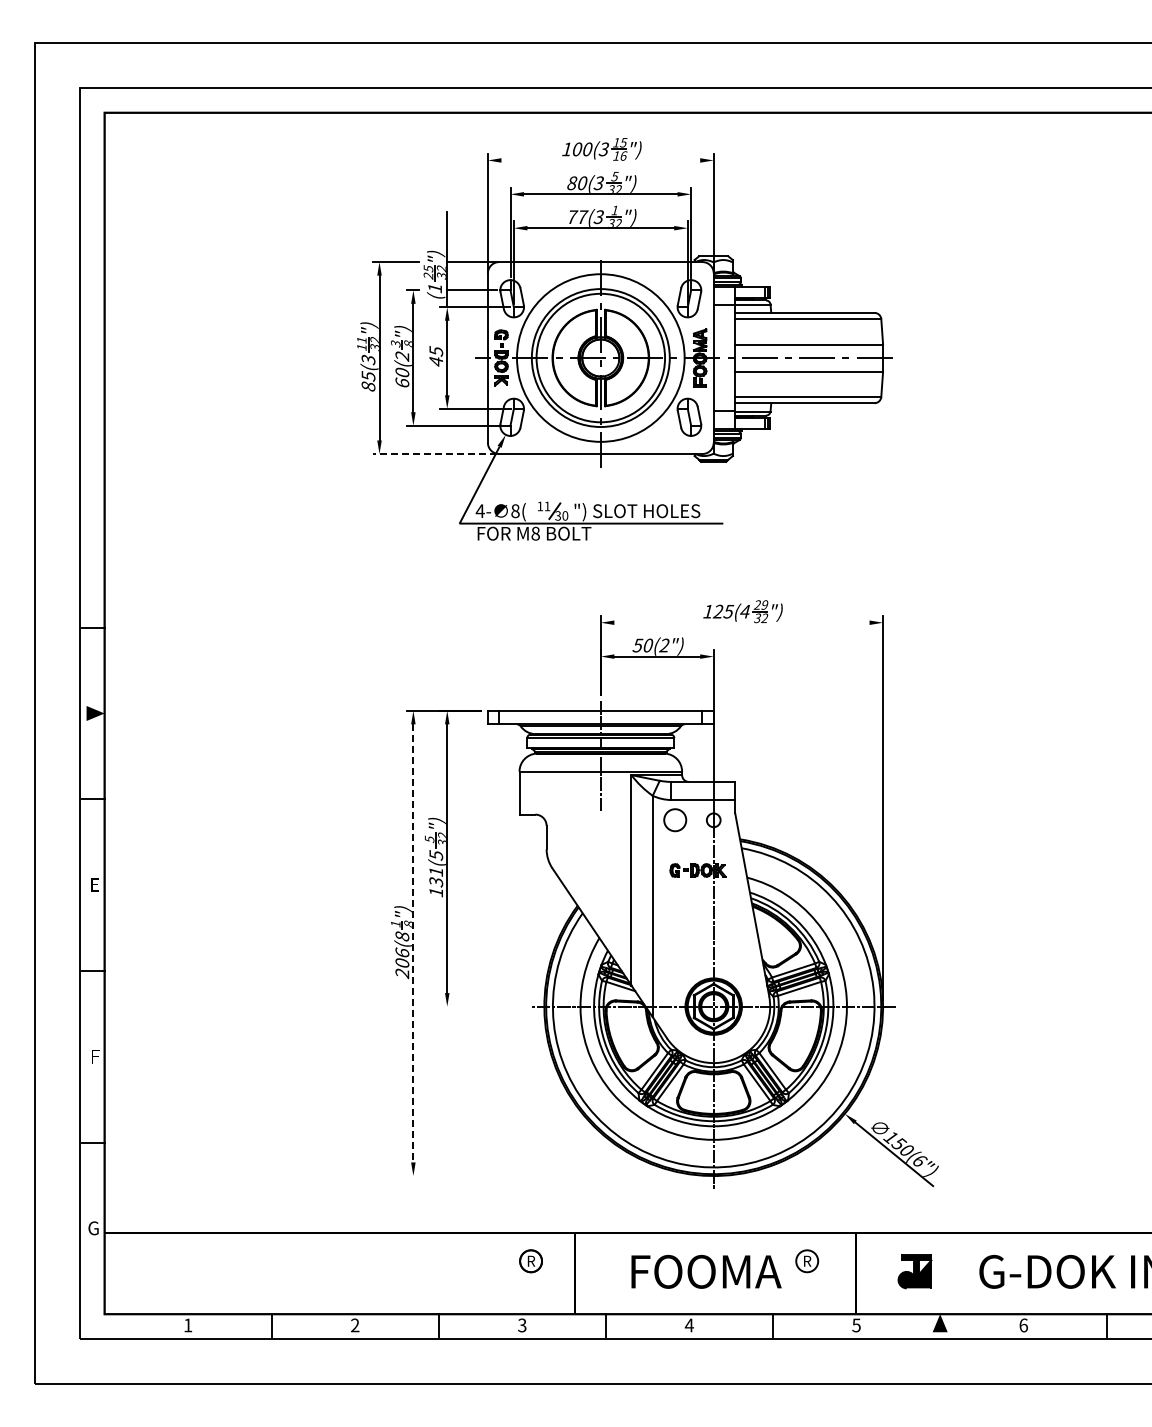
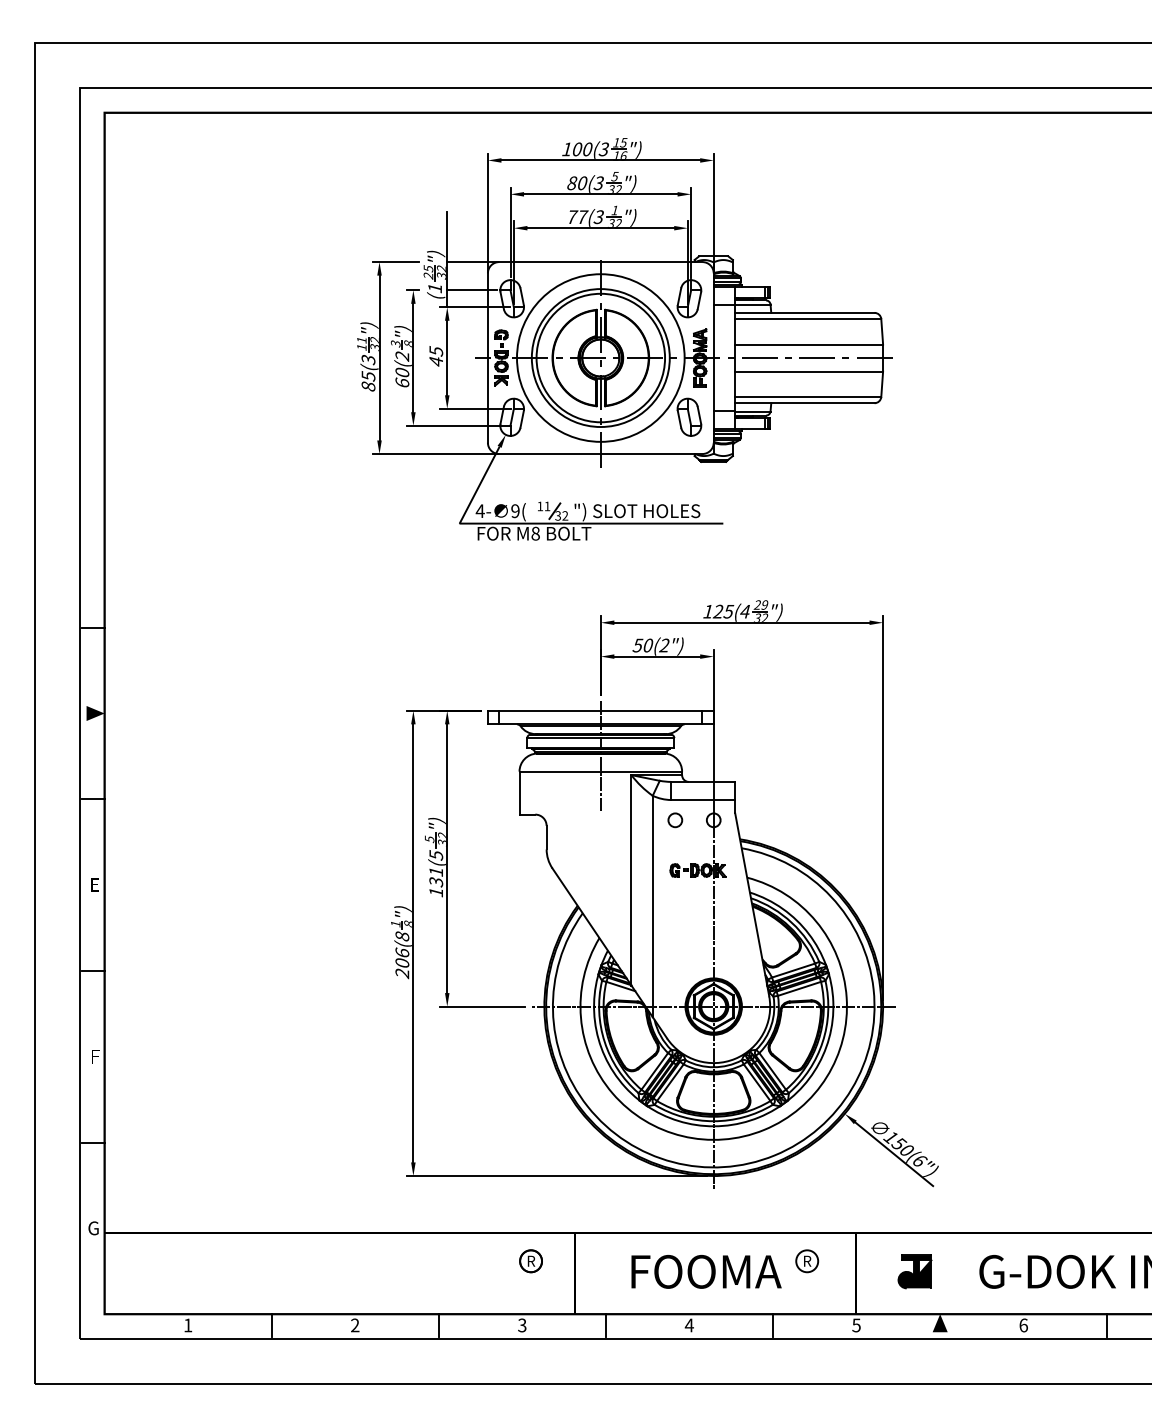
line: none -> present (600, 160)
line: dashed -> solid (434, 454)
text: 8( -> 9( (515, 511)
text: 30 -> 32 (565, 515)
line: none -> present (741, 622)
circle size: 25x25 px -> 17x17 px (675, 820)
line: dashed -> solid (413, 943)
line: none -> present (482, 1006)
line: none -> present (556, 1176)
